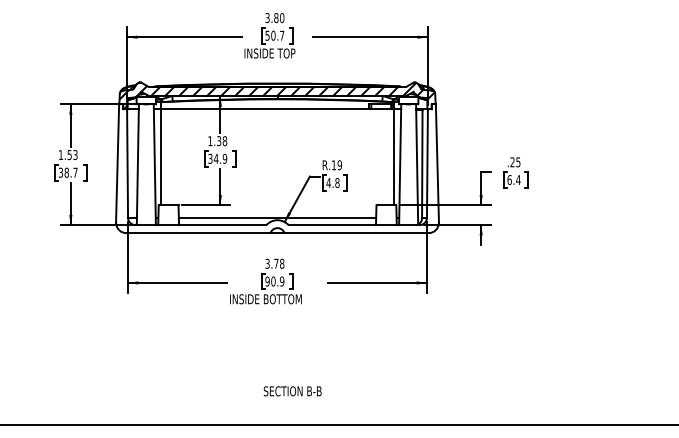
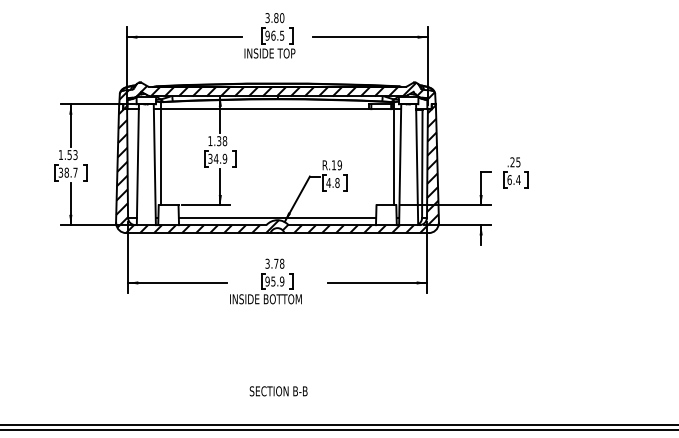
text: 50.7 -> 96.5 (274, 35)
hatch: none -> present (277, 169)
text: 90.9 -> 95.9 (273, 281)
text position: (292, 391) -> (278, 391) (278, 391)
line: none -> present (338, 429)
